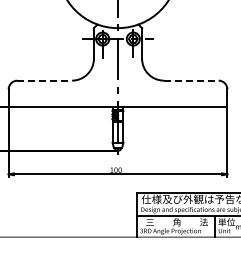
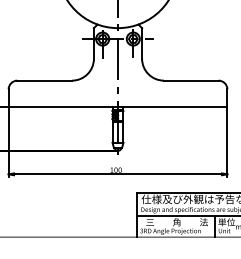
line: dashed -> solid (45, 80)
line: dashed -> solid (191, 80)
